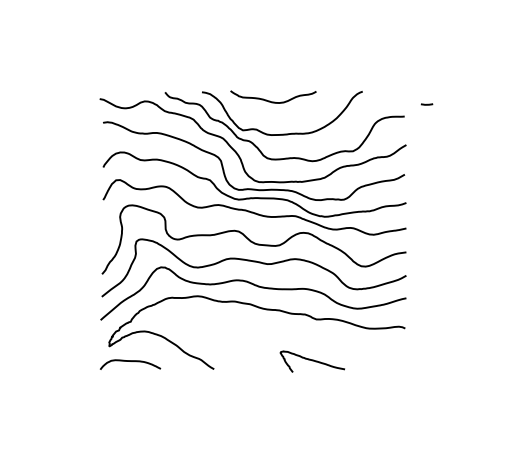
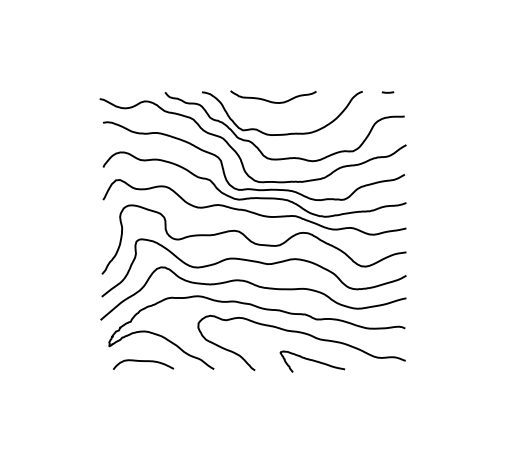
line position: (426, 104) -> (387, 92) (387, 92)
curve: none -> present (304, 334)
curve position: (130, 361) -> (143, 361) (143, 361)
